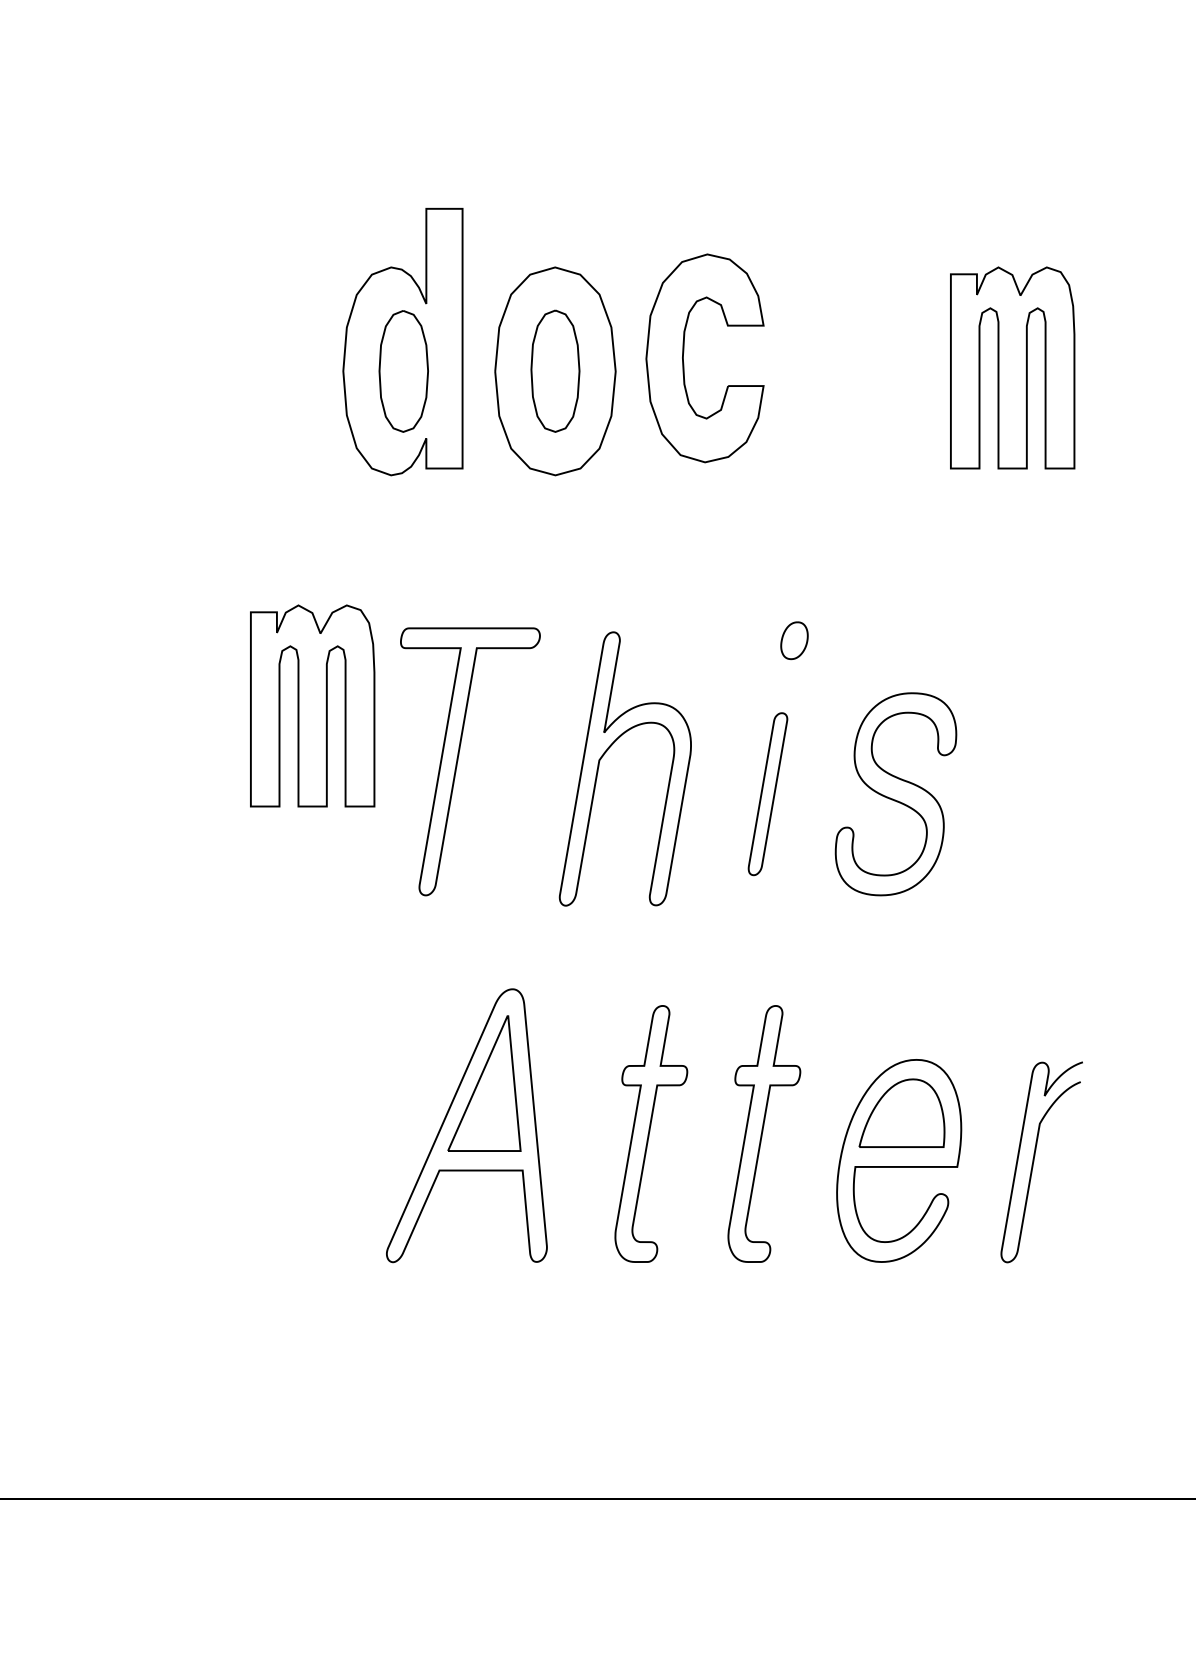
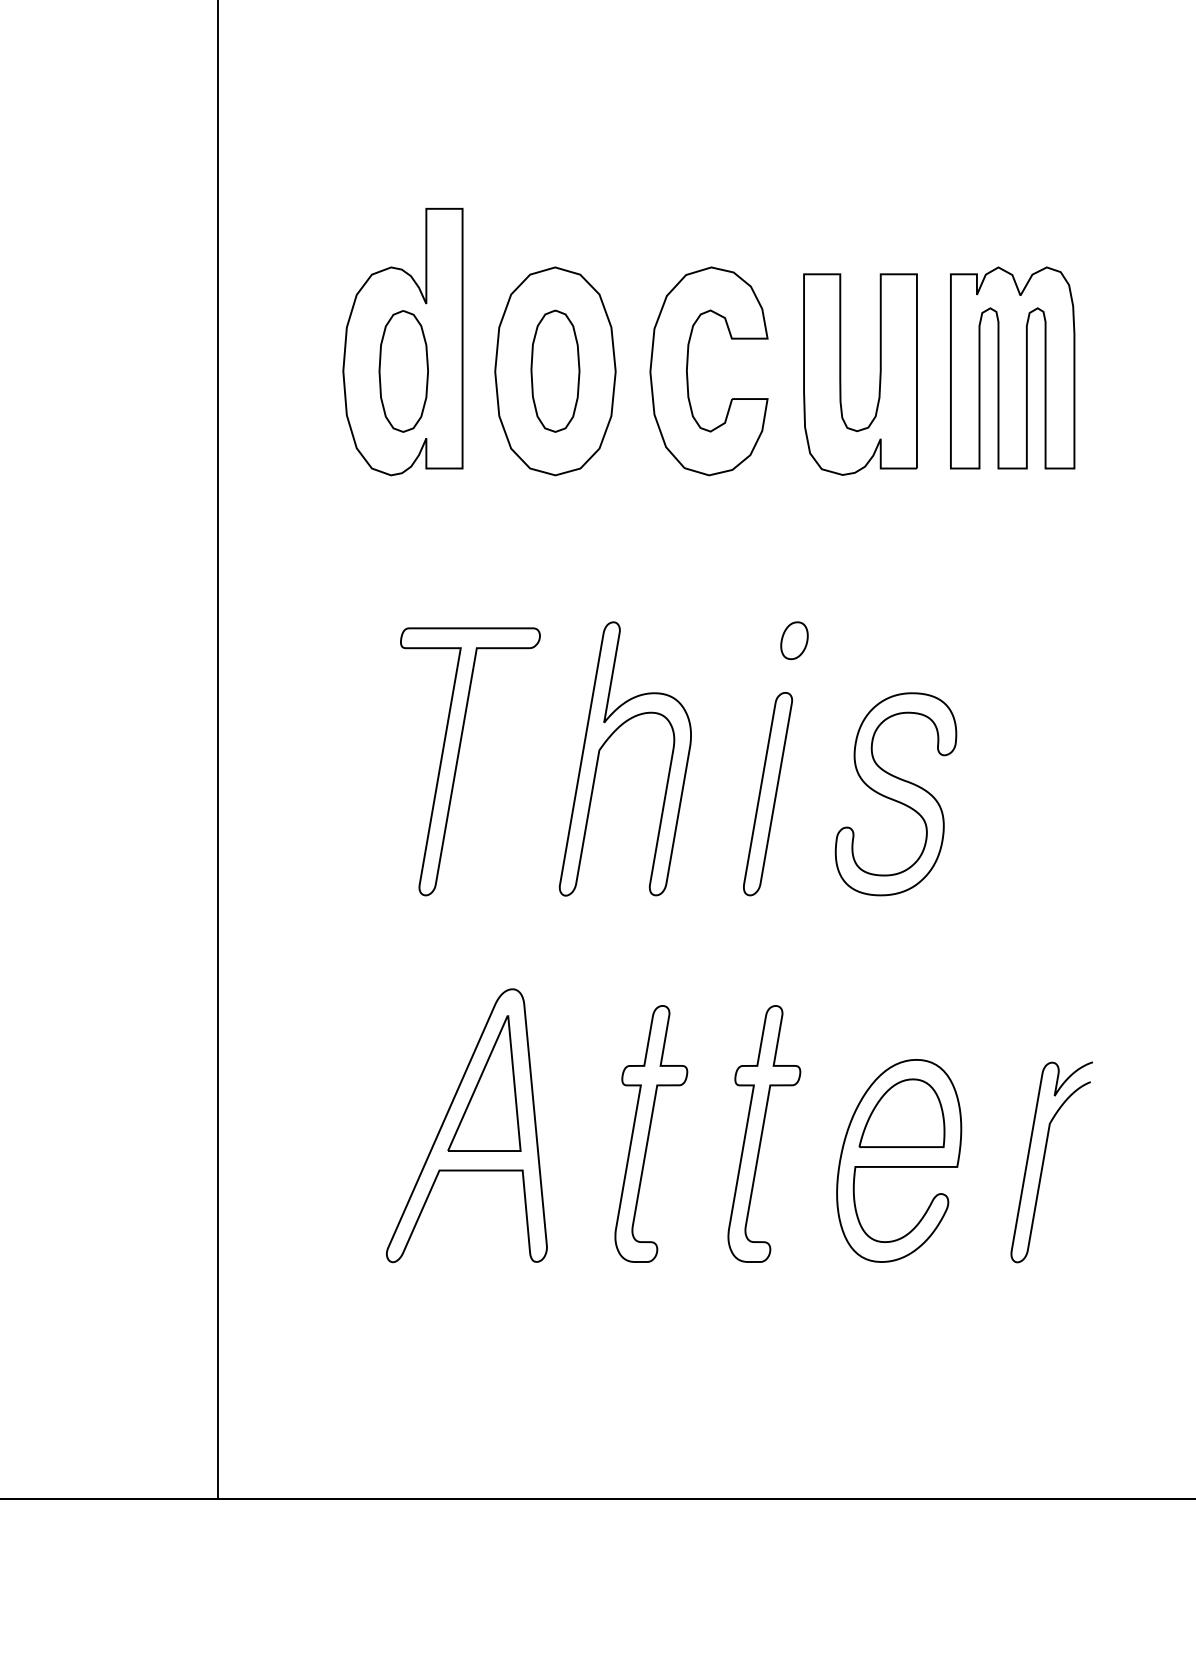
part position: (684, 363) -> (688, 376) (688, 376)
part: none -> present (841, 374)
part: present -> none (312, 705)
line: none -> present (217, 750)
part position: (604, 755) -> (604, 745) (604, 745)
part size: 42x165 px -> 50x205 px (767, 794)
curve position: (1034, 1161) -> (1044, 1161) (1044, 1161)
